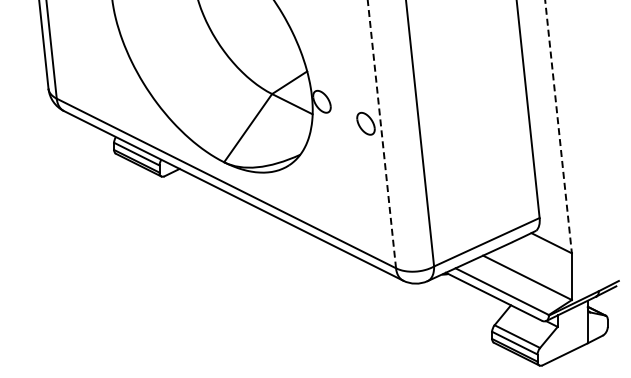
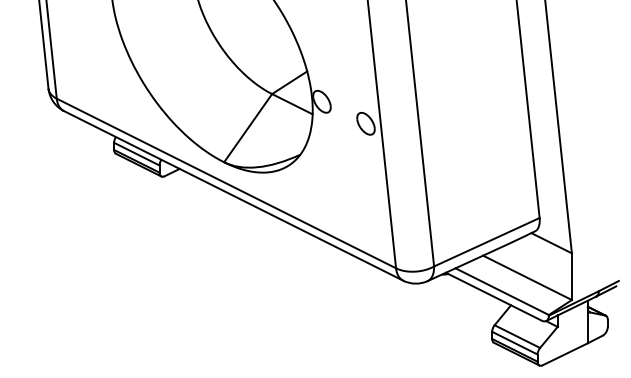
line: dashed -> solid (558, 127)
line: dashed -> solid (381, 134)
